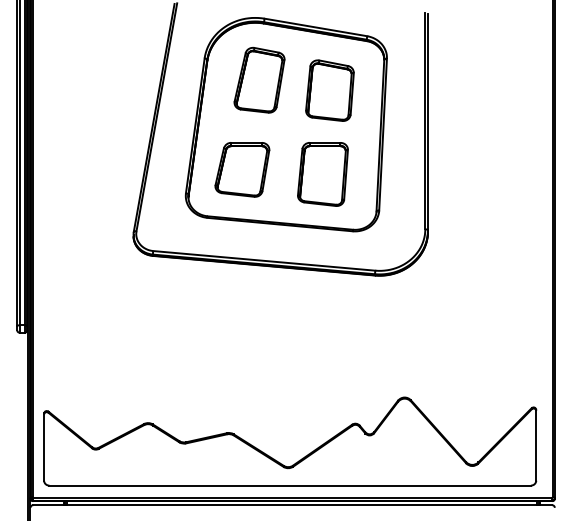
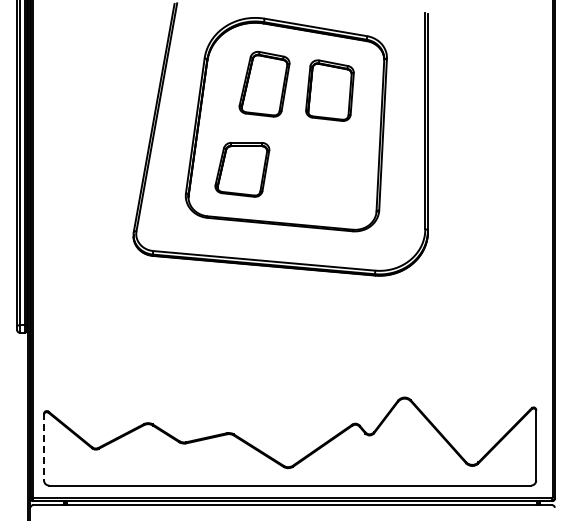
part position: (259, 79) -> (264, 83) (264, 83)
part: present -> none (322, 174)
line: solid -> dashed (44, 447)
